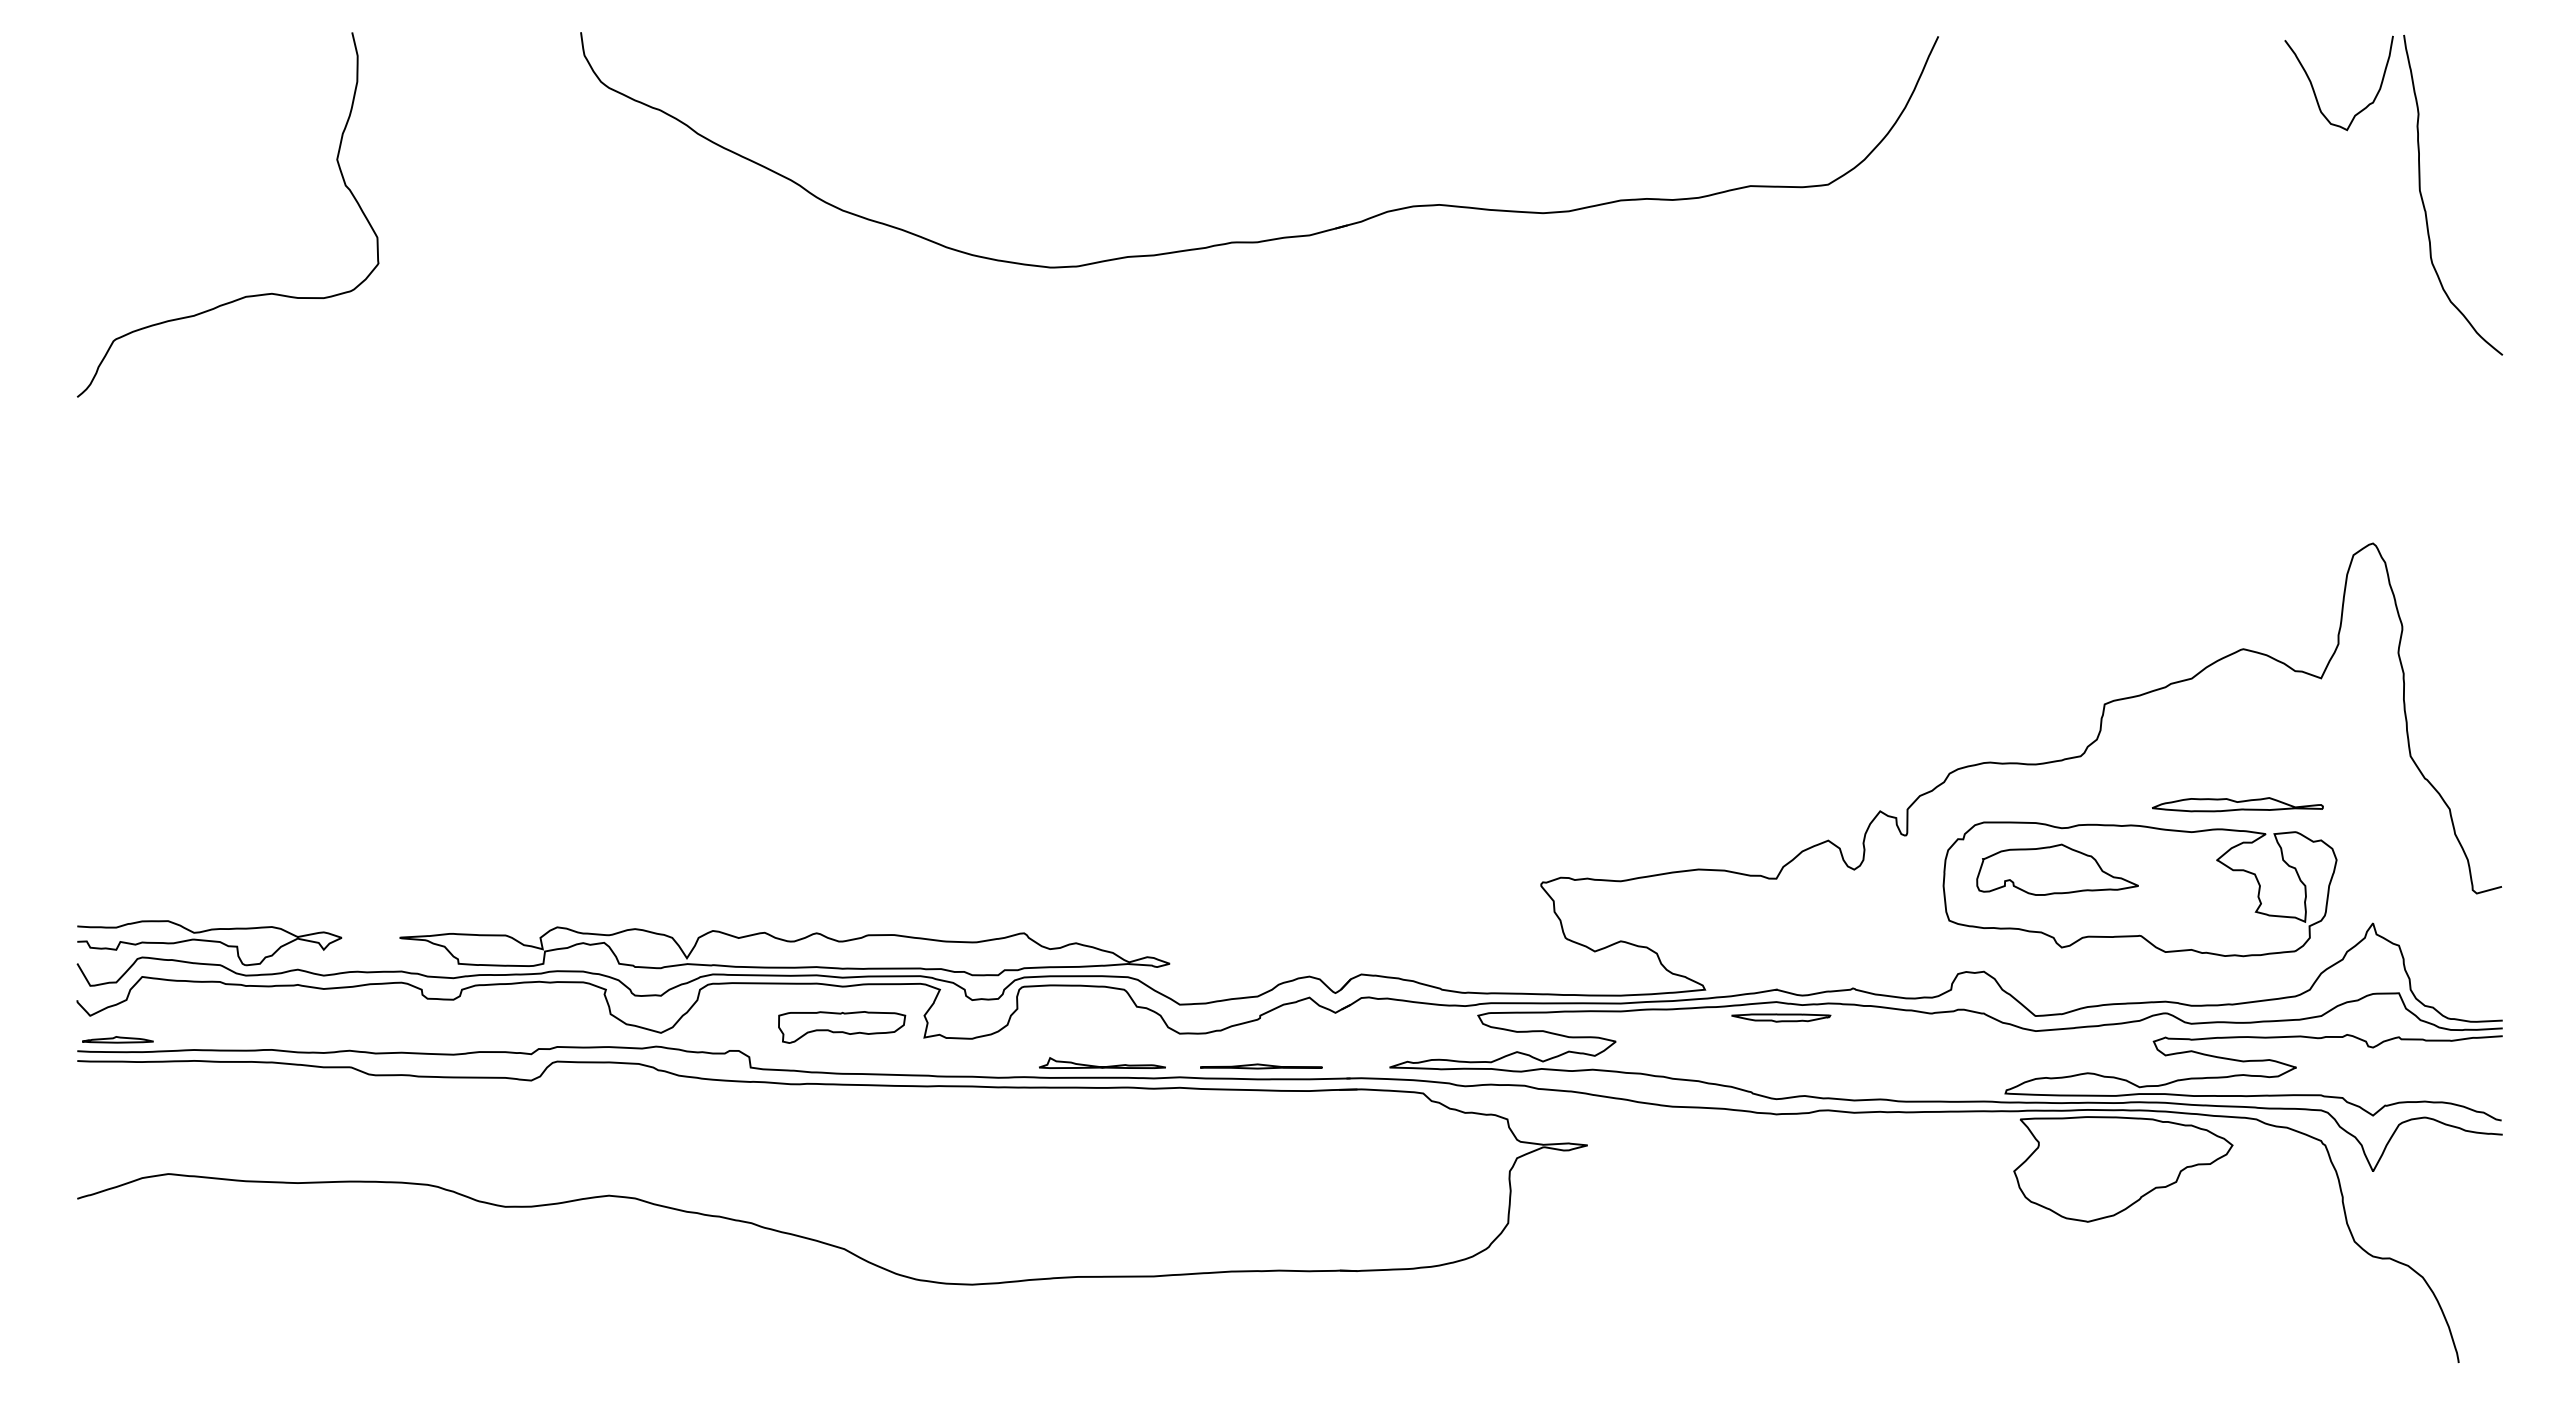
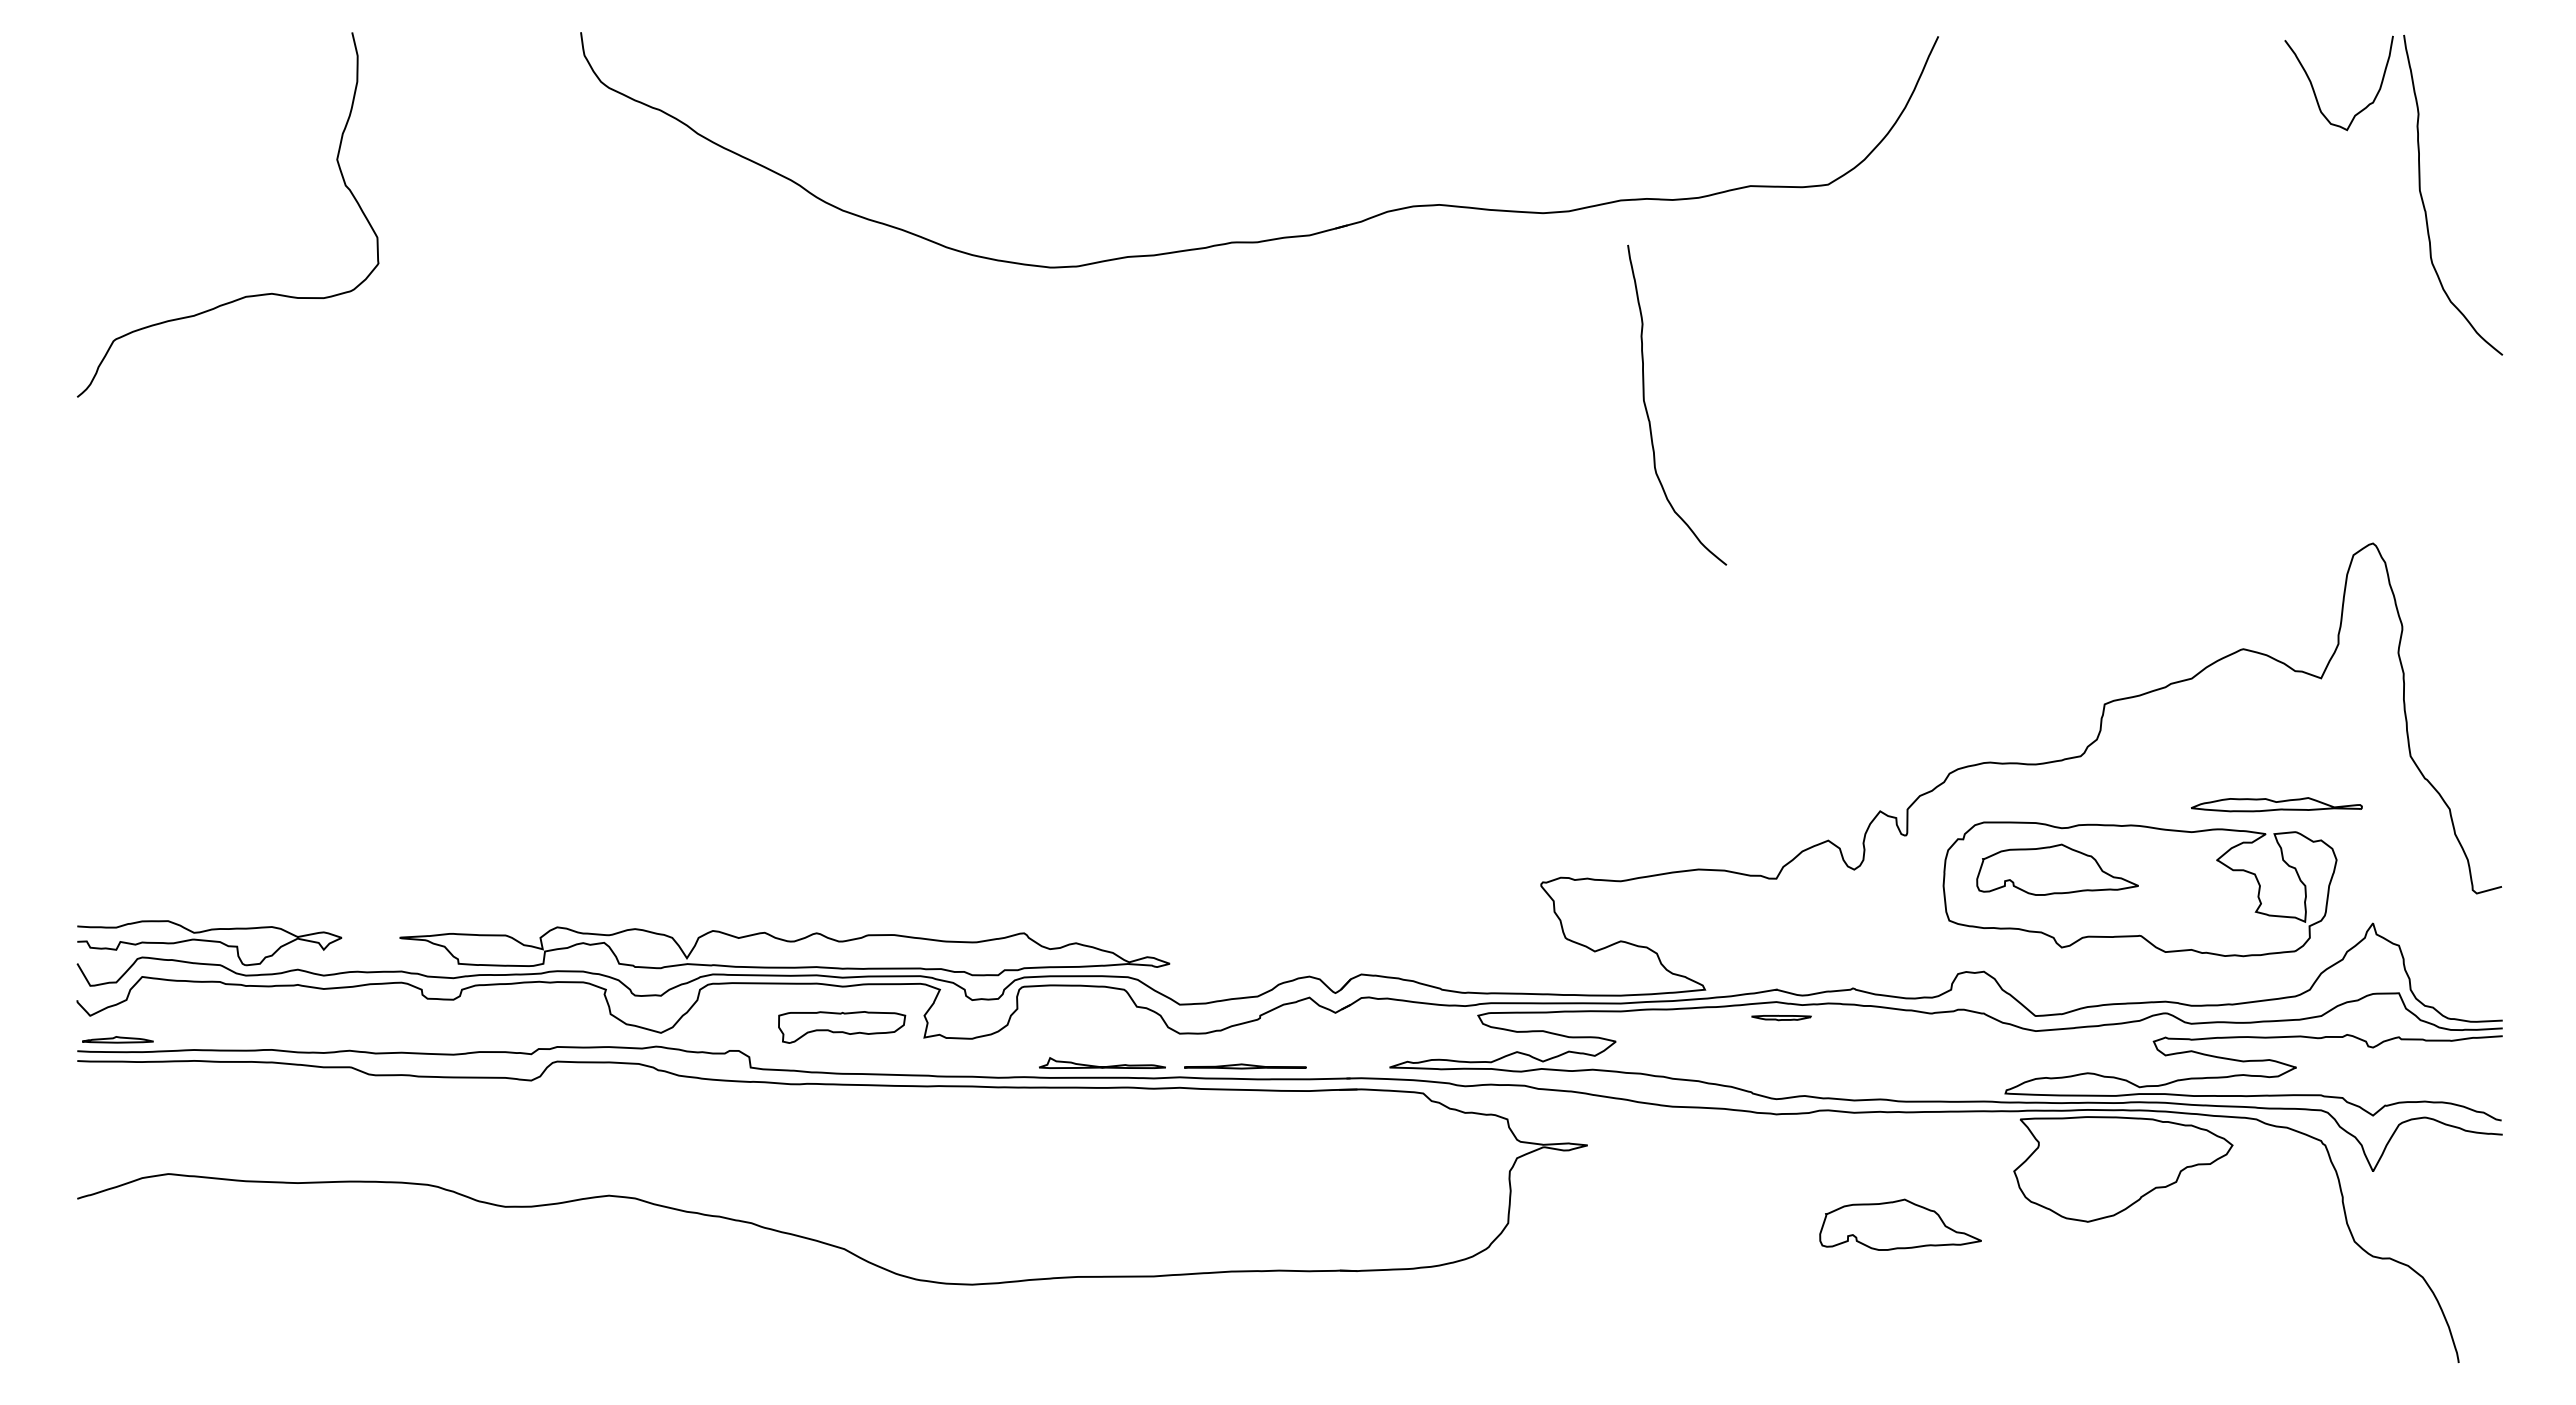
curve: none -> present (1648, 413)
part position: (2237, 804) -> (2276, 804) (2276, 804)
part size: 101x10 px -> 61x8 px (1781, 1017)
part position: (1261, 1066) -> (1245, 1066) (1245, 1066)
part: none -> present (1900, 1224)
